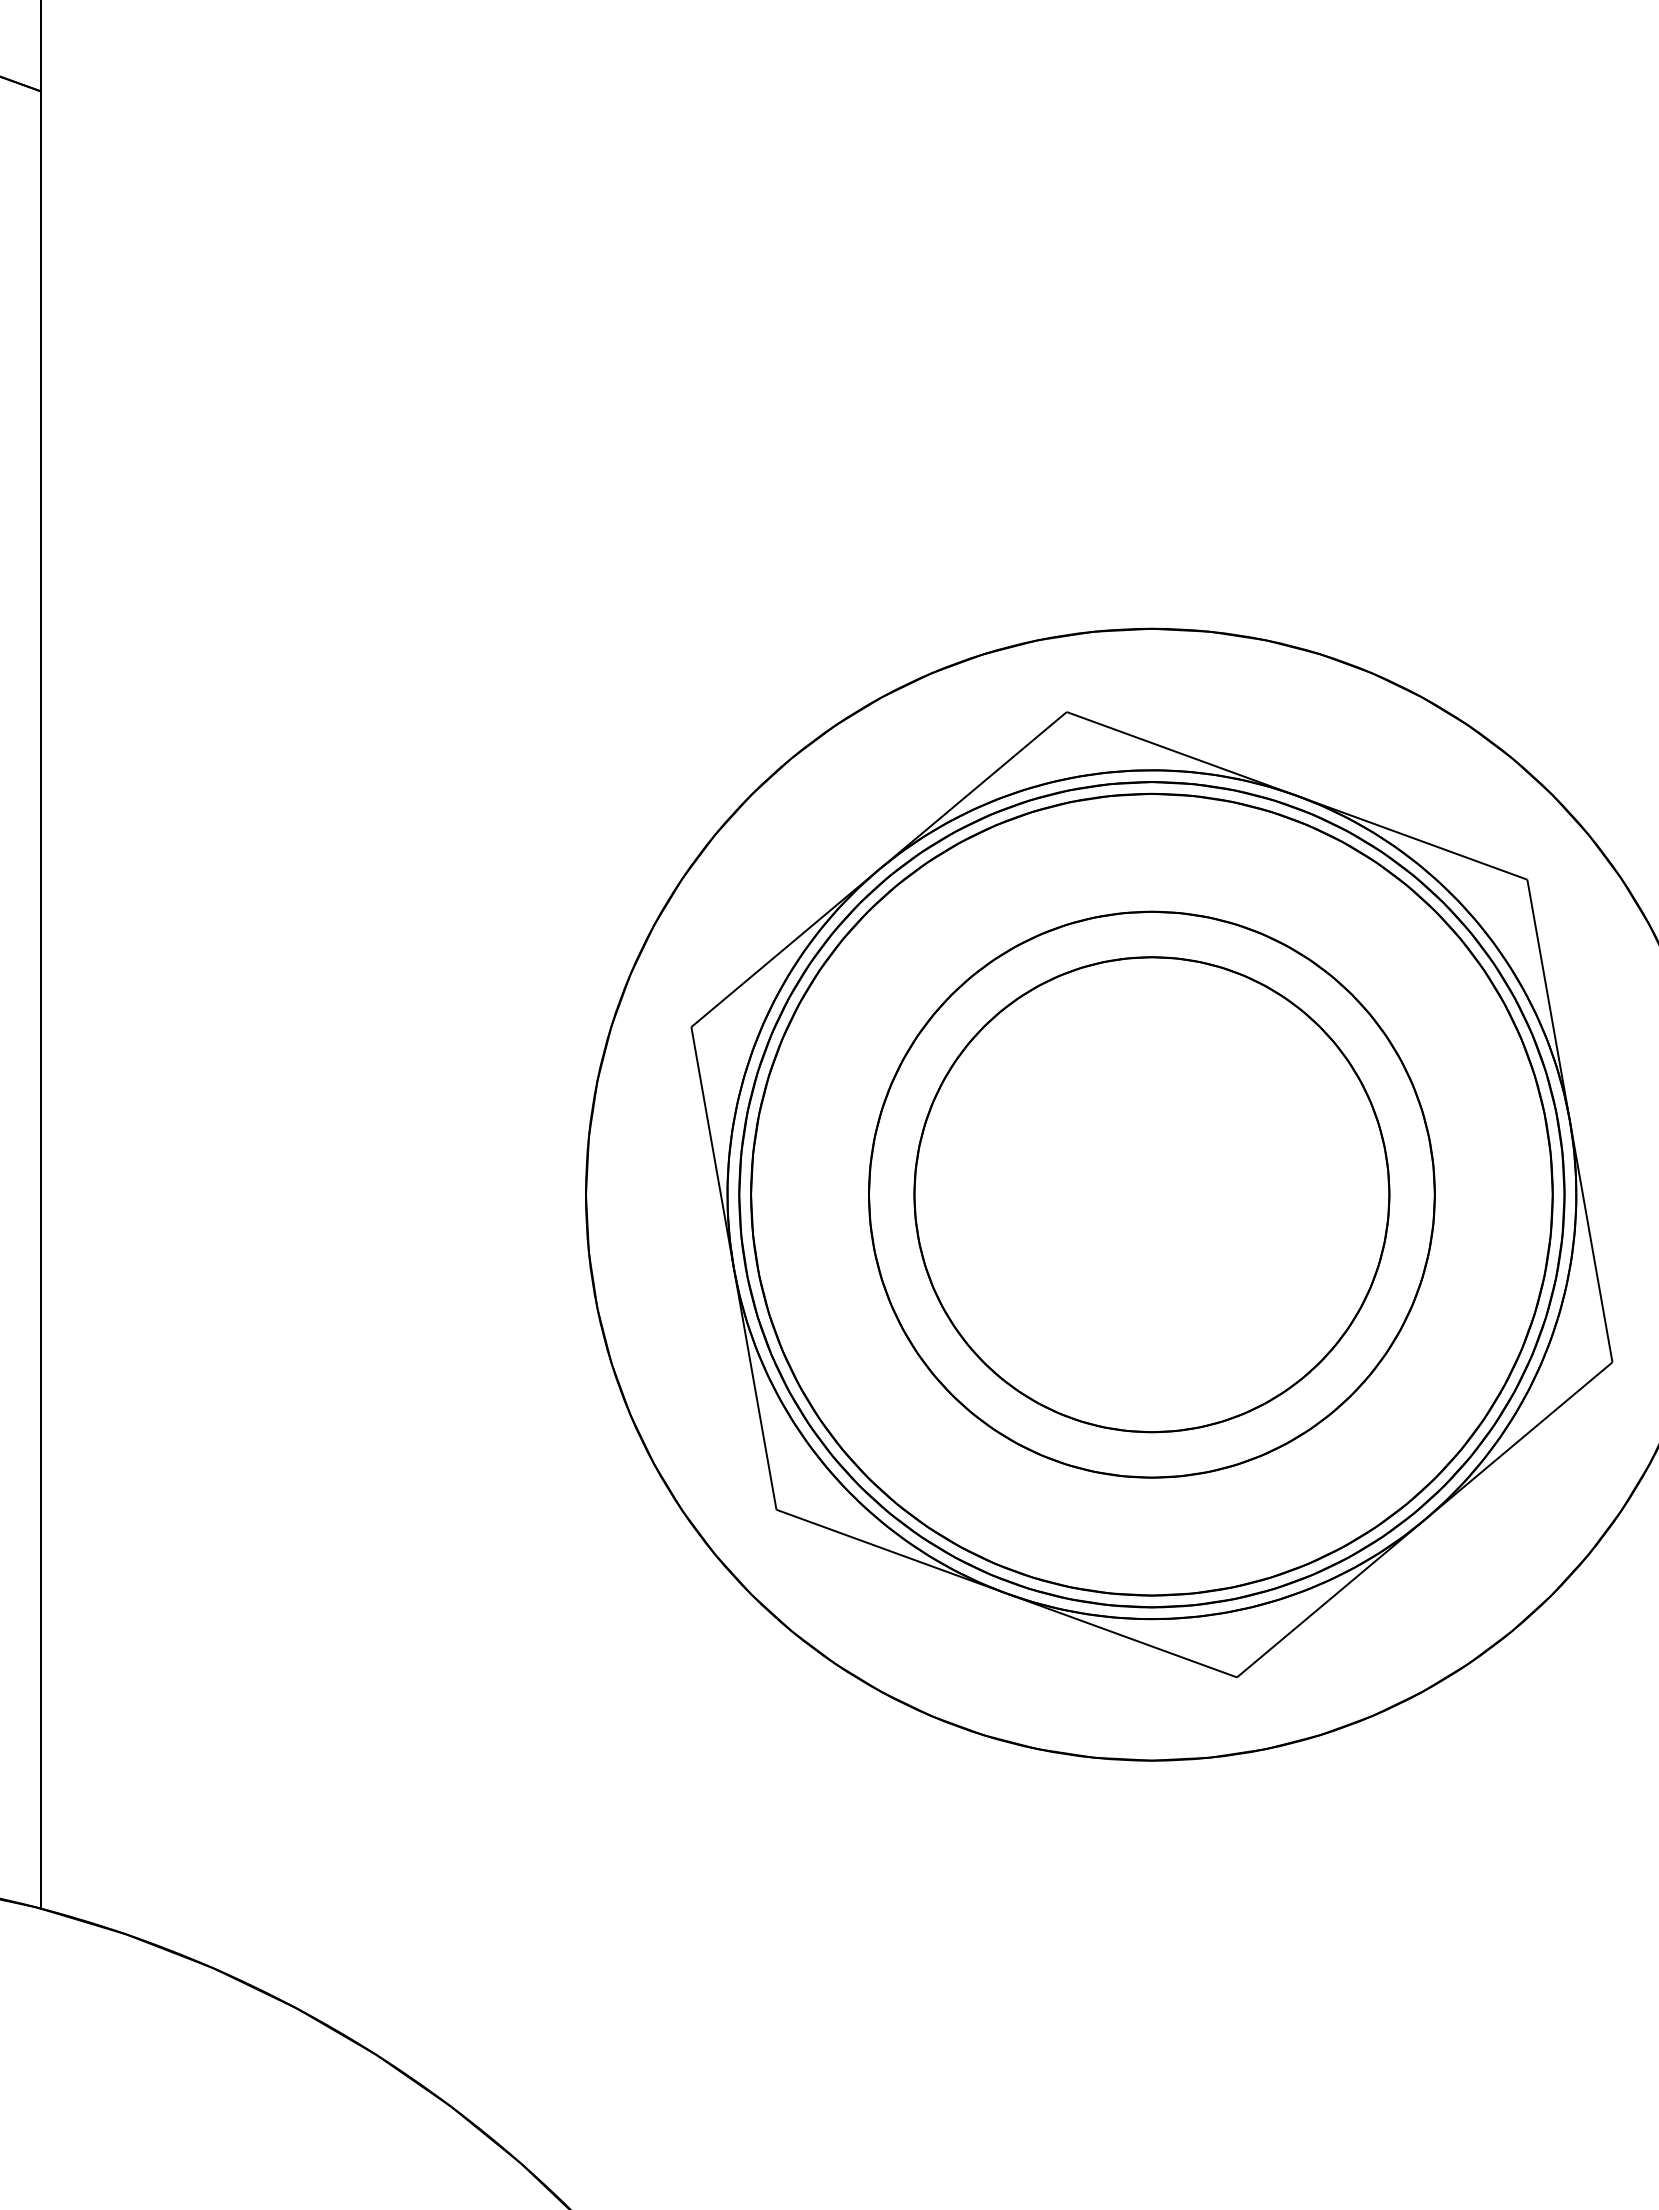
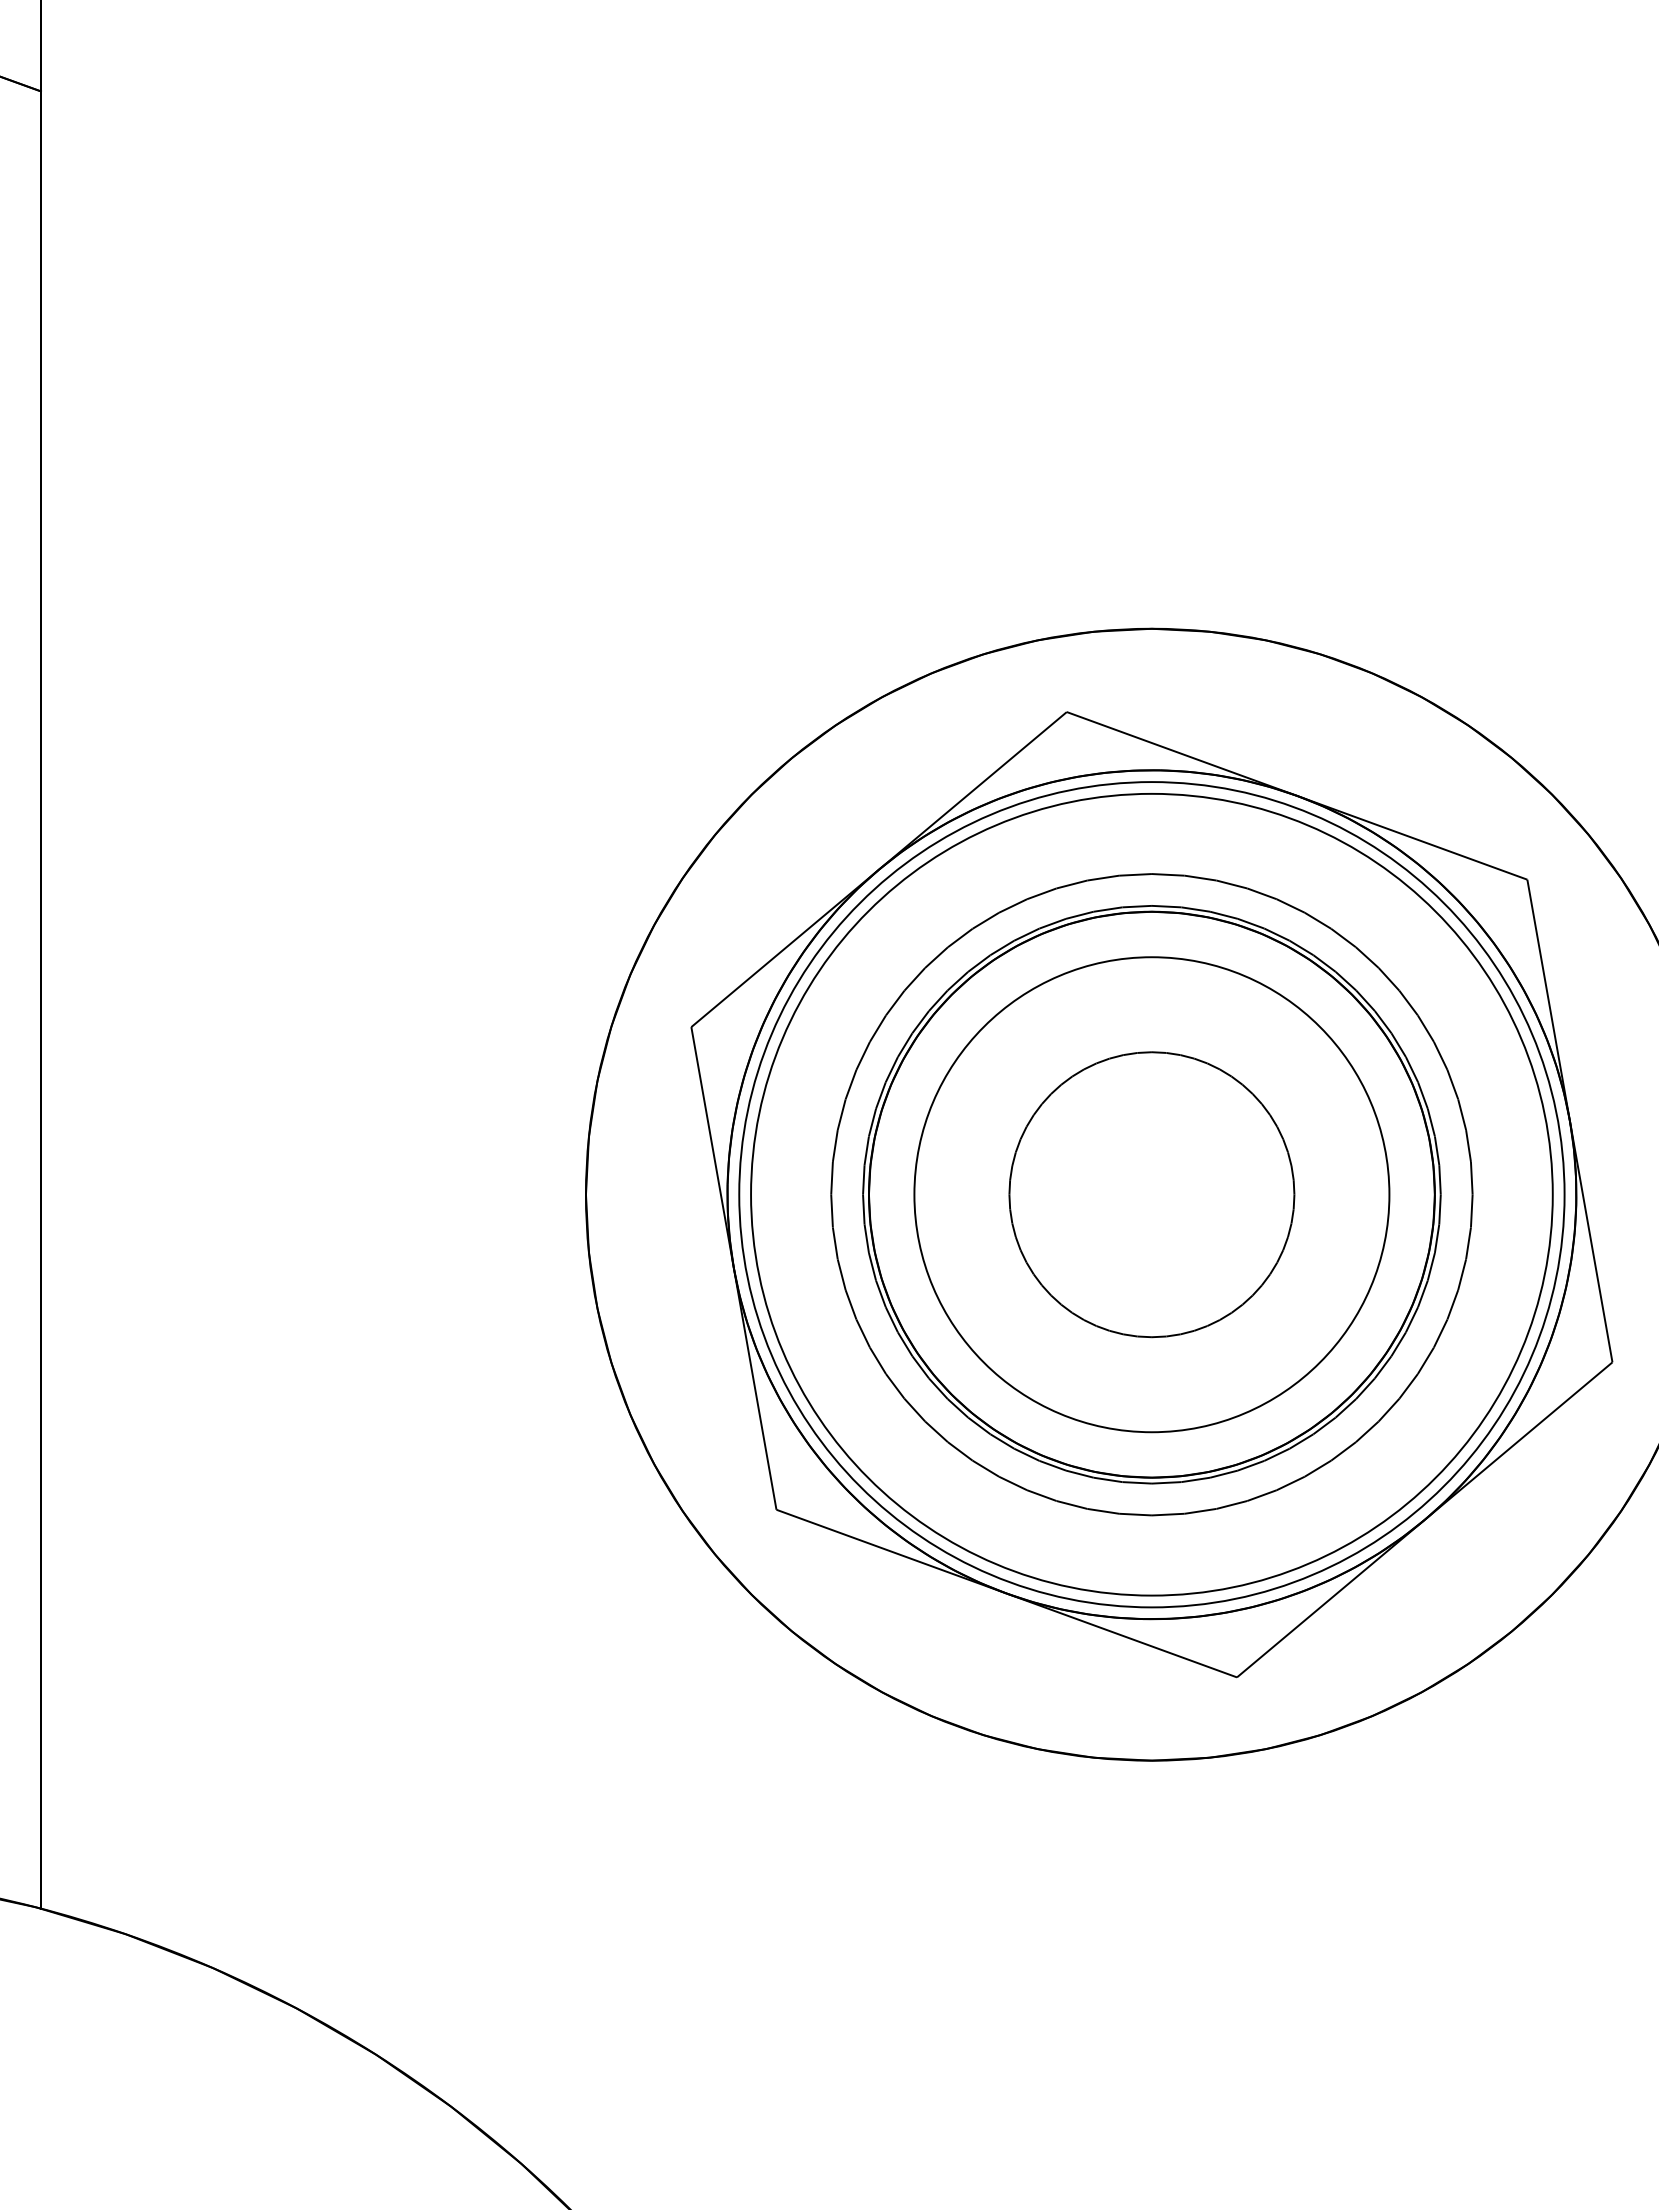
circle diameter: 475 px -> 285 px (1151, 1194)
circle diameter: 802 px -> 641 px (1151, 1194)
circle diameter: 825 px -> 578 px (1151, 1194)
